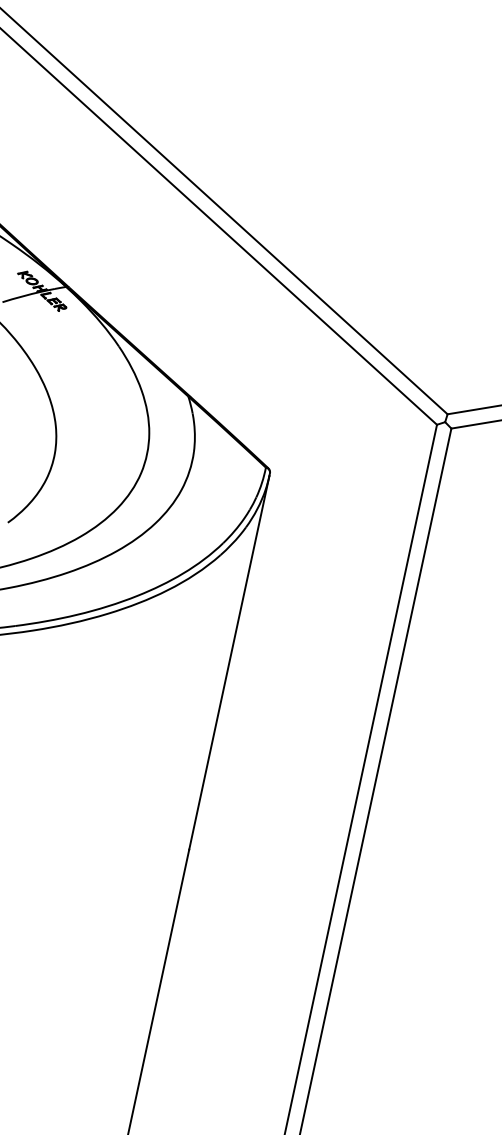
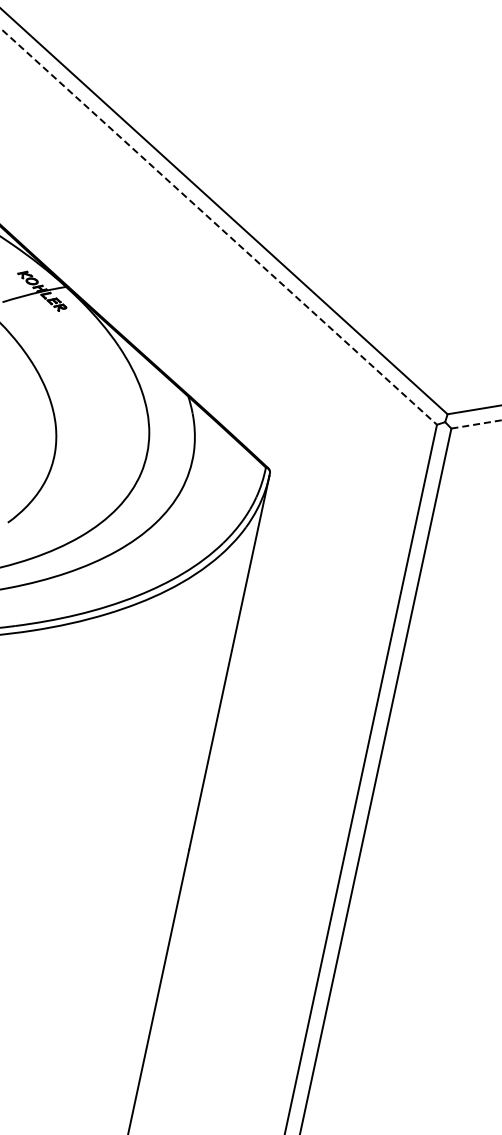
line: solid -> dashed (218, 226)
line: solid -> dashed (477, 424)
